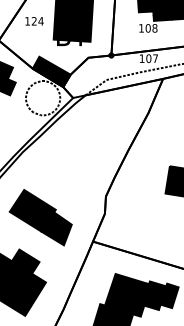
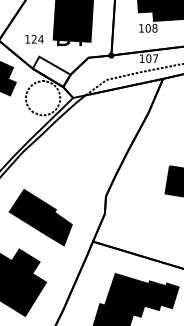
text position: (34, 21) -> (34, 39) (34, 39)
fill: present -> none (51, 71)
